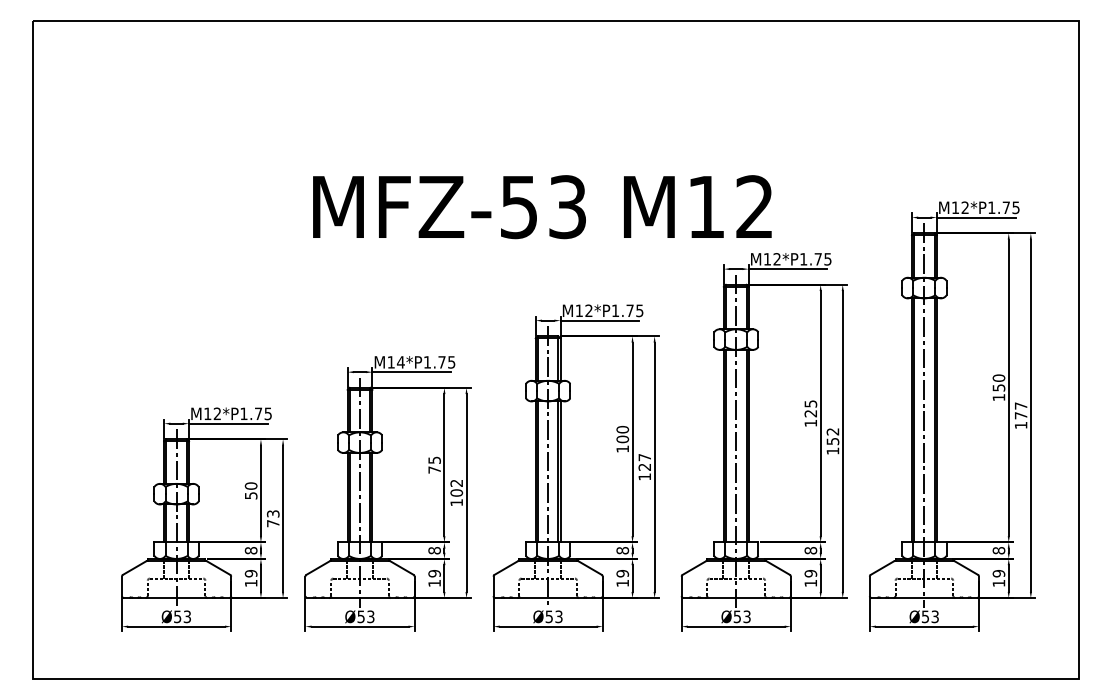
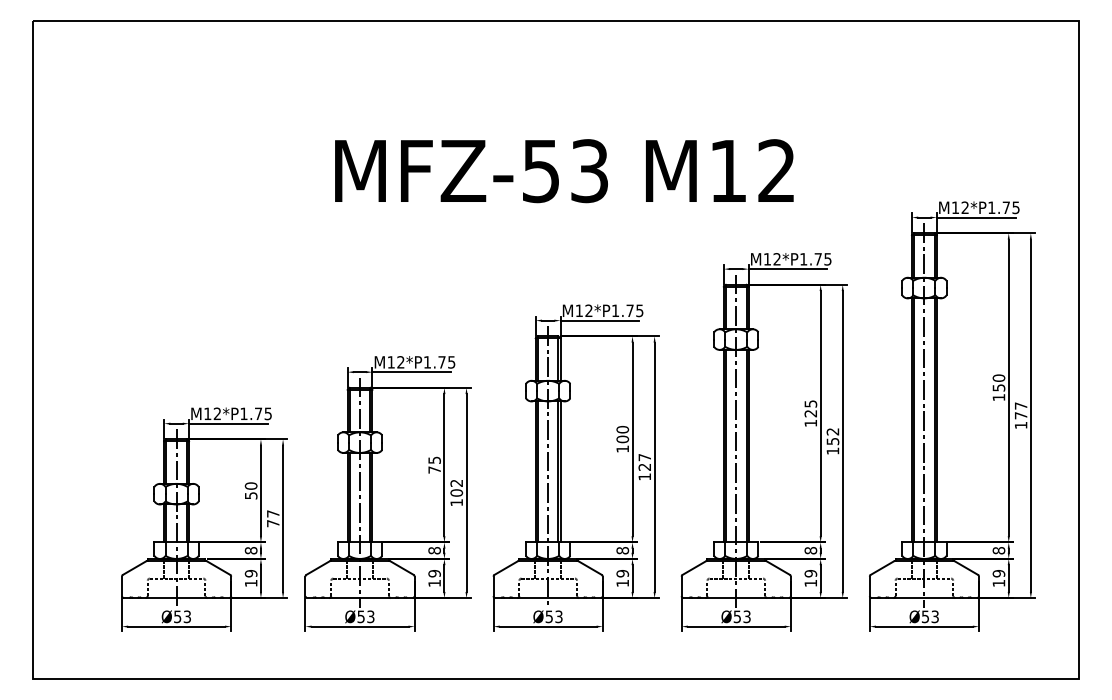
text position: (542, 207) -> (564, 171) (564, 171)
text: M14*P1.75 -> M12*P1.75 (400, 362)
text: 73 -> 77 (272, 513)
